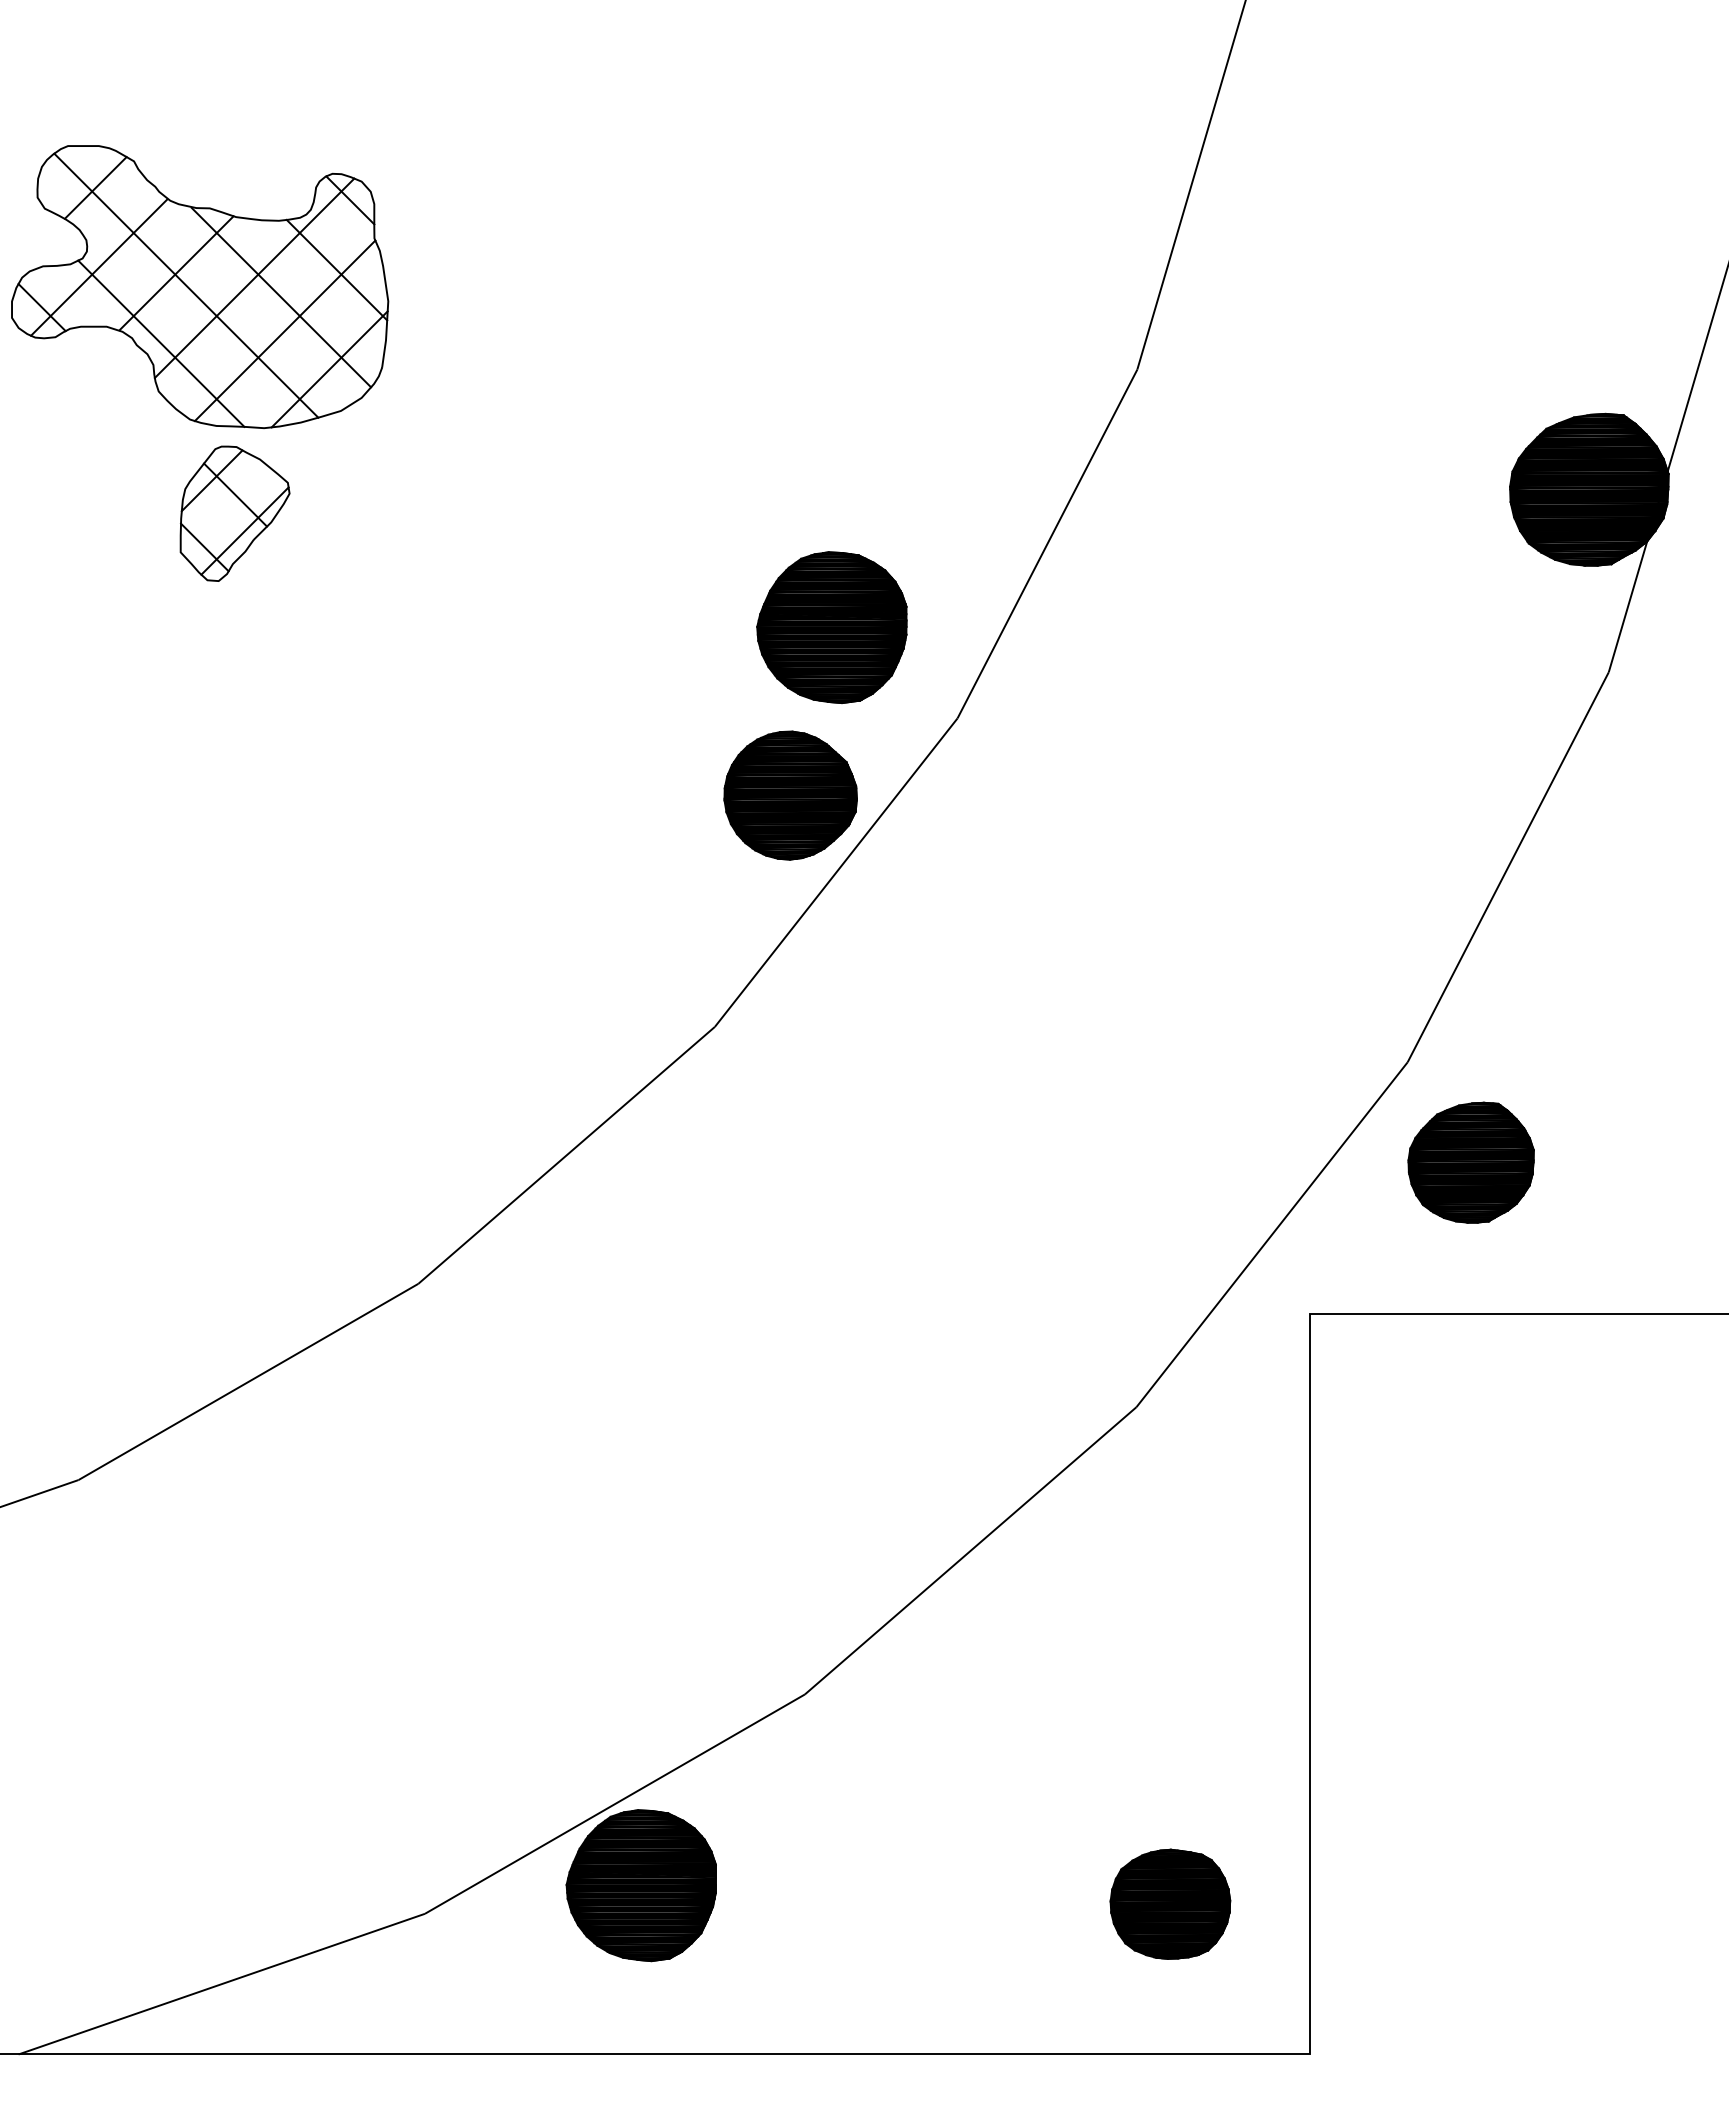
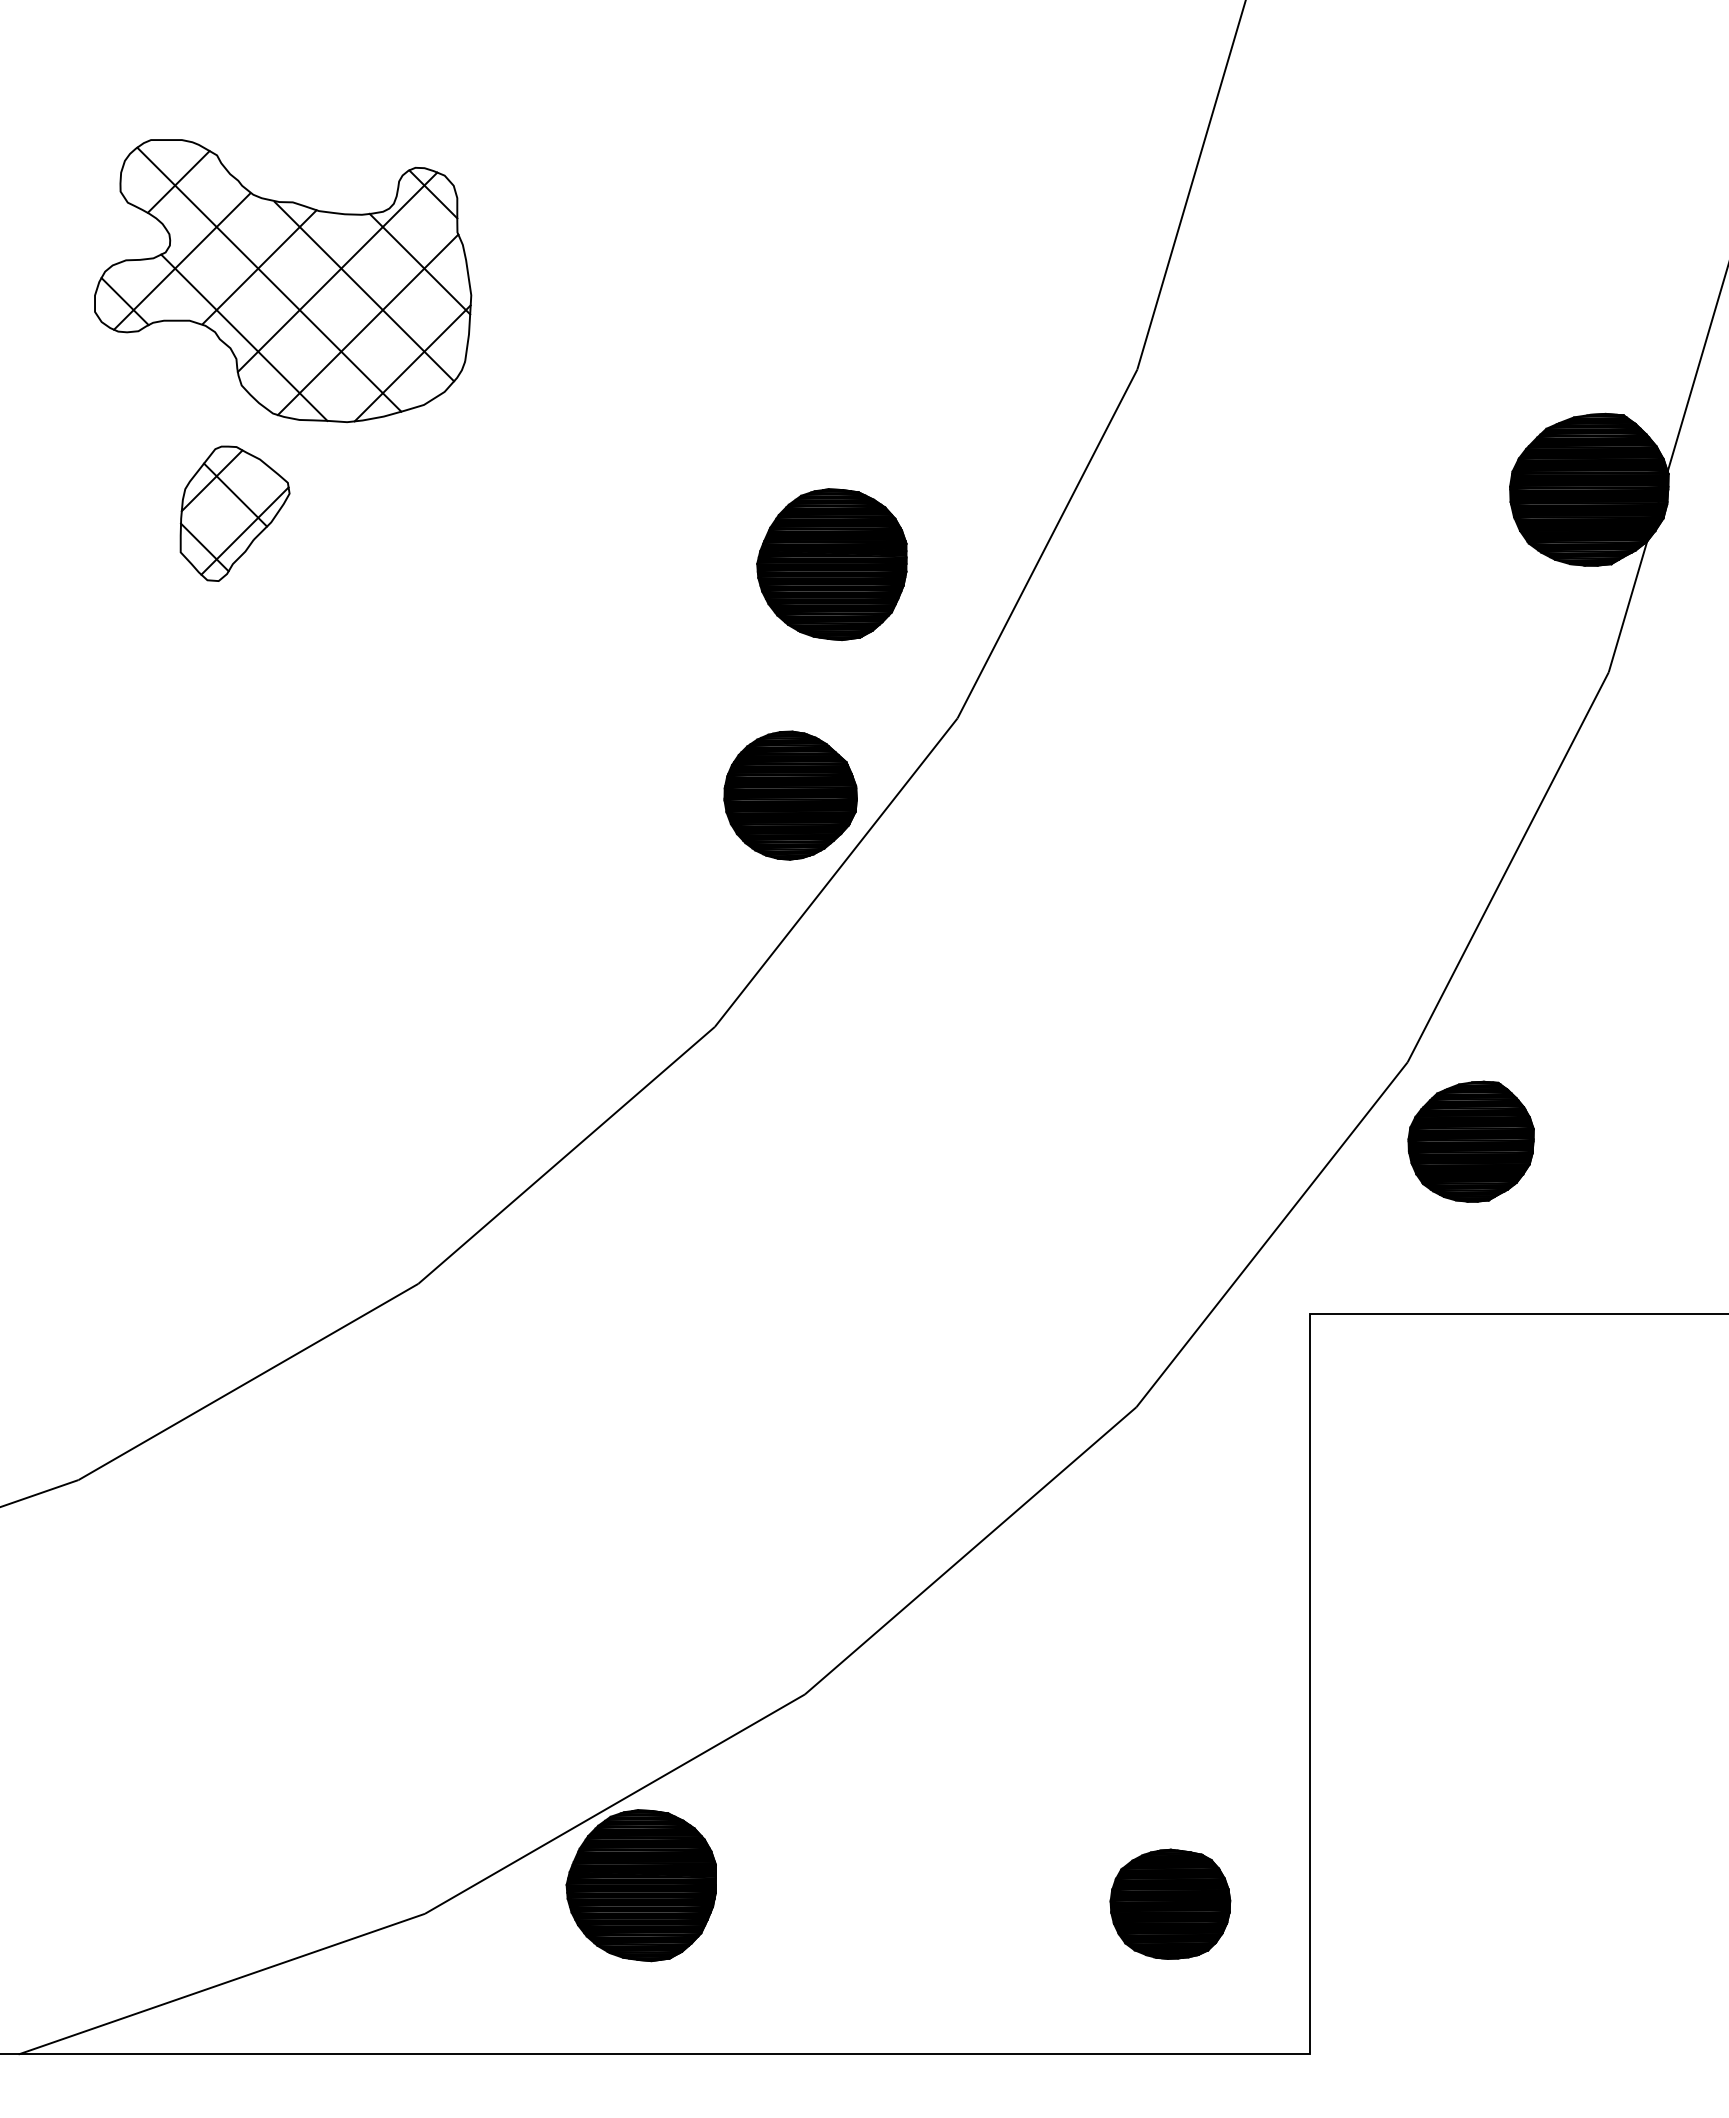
part position: (200, 287) -> (283, 281) (283, 281)
part position: (831, 627) -> (831, 564) (831, 564)
part position: (1470, 1162) -> (1470, 1141) (1470, 1141)
